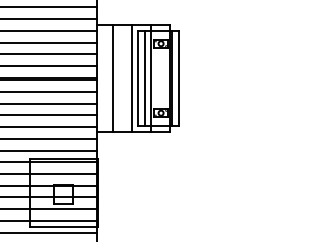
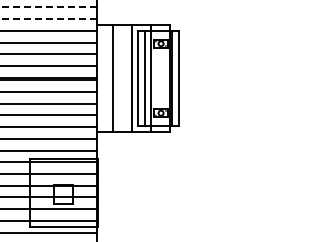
line: solid -> dashed (48, 7)
line: solid -> dashed (48, 19)
